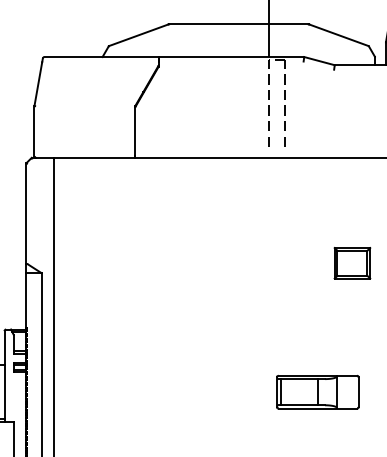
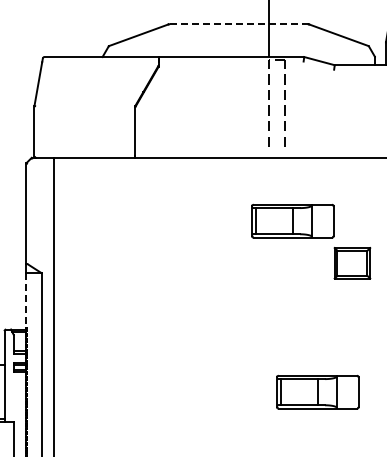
line: solid -> dashed (238, 24)
part: none -> present (292, 220)
line: solid -> dashed (26, 300)
